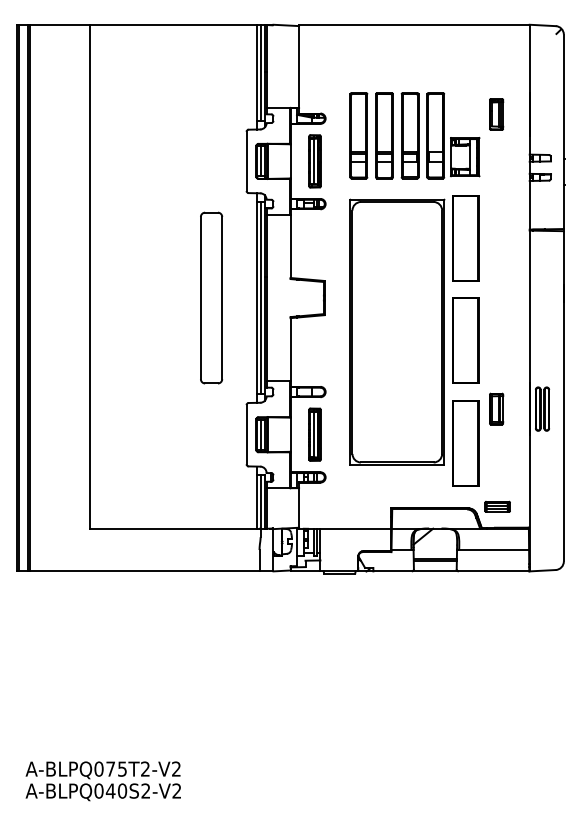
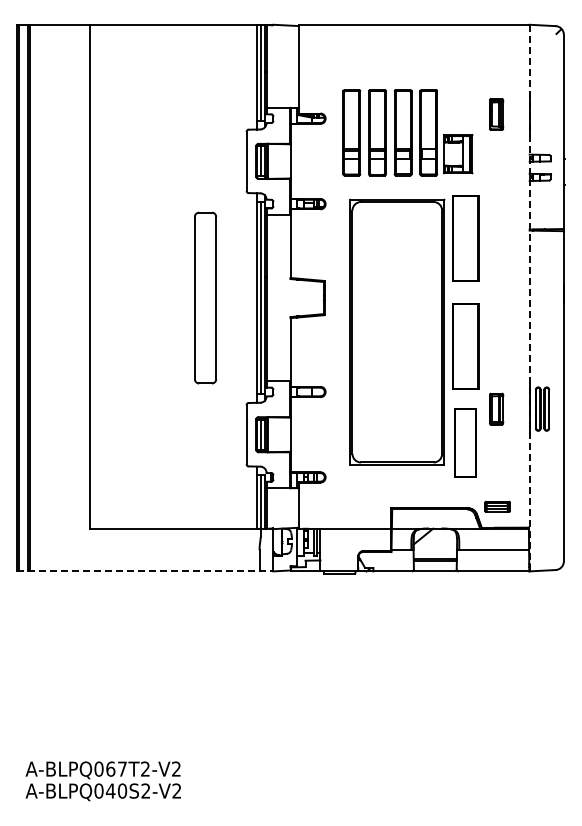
part position: (414, 135) -> (407, 132) (407, 132)
part: present -> none (314, 161)
part position: (211, 297) -> (205, 297) (205, 297)
line: solid -> dashed (529, 297)
part position: (465, 340) -> (465, 346) (465, 346)
part: present -> none (314, 434)
part size: 28x87 px -> 23x70 px (465, 442)
line: solid -> dashed (145, 571)
text: A-BLPQ075T2-V2 -> A-BLPQ067T2-V2 (116, 768)
